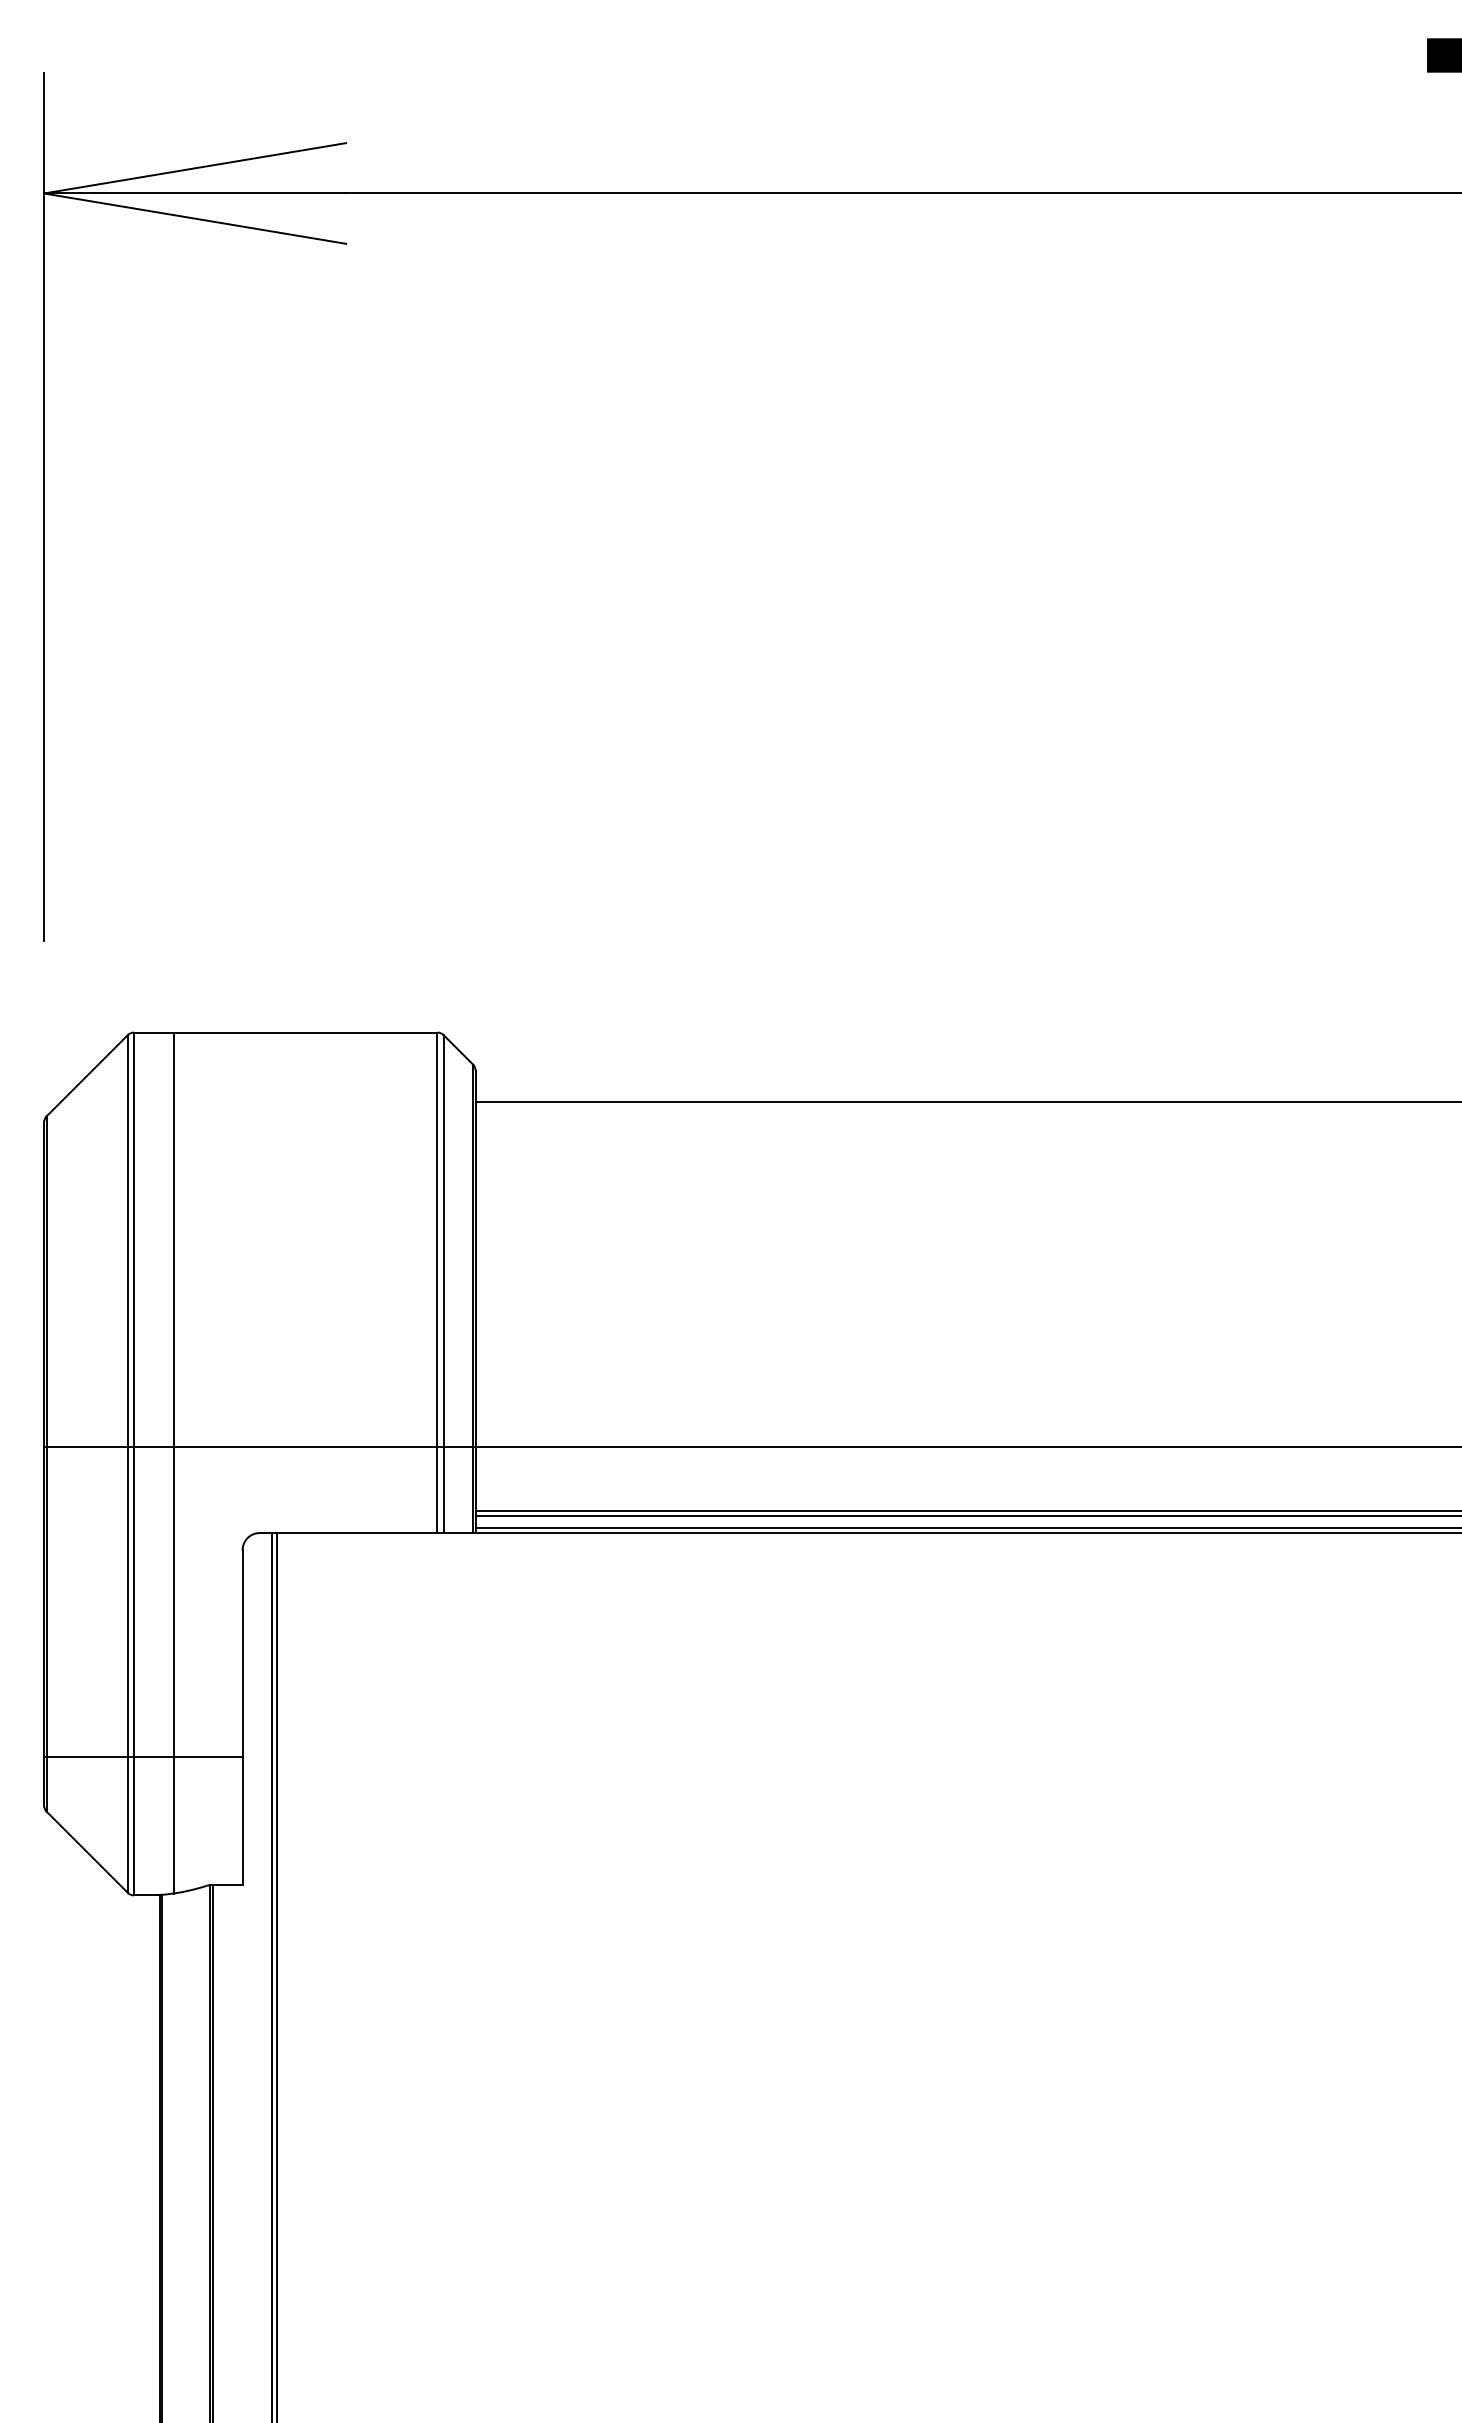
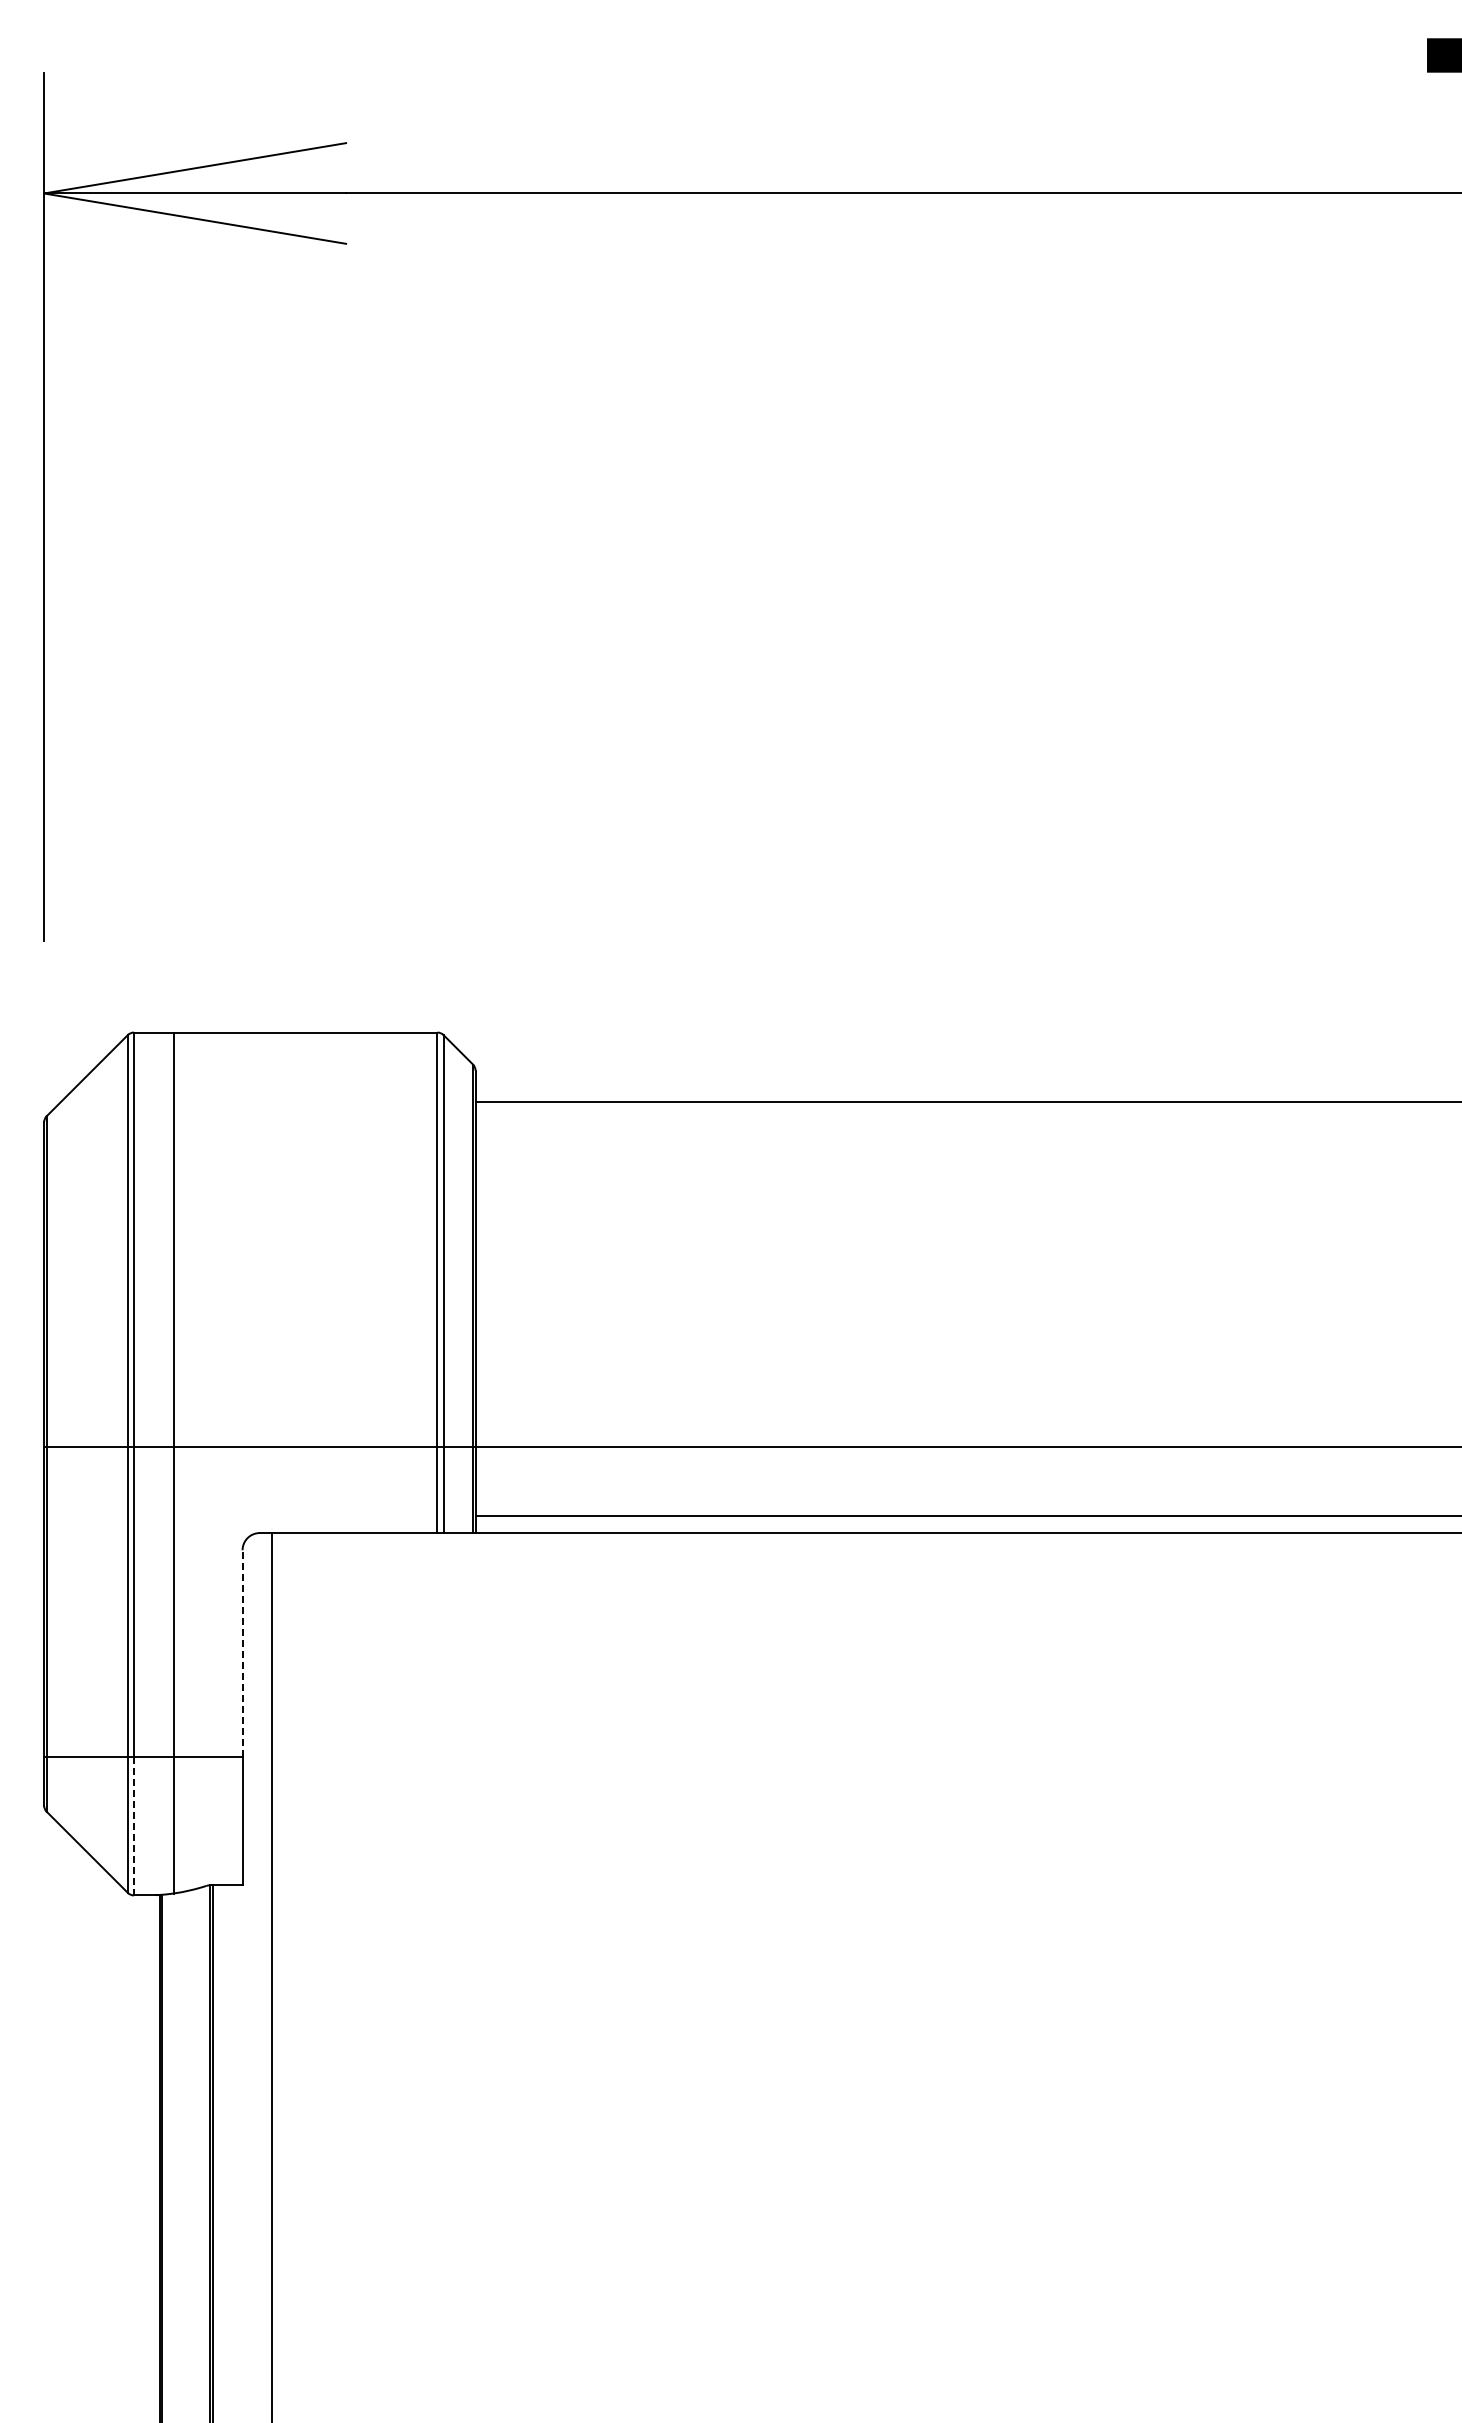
line: present -> none (966, 1510)
line: present -> none (966, 1527)
line: solid -> dashed (242, 1653)
line: solid -> dashed (133, 1826)
line: present -> none (277, 1976)
